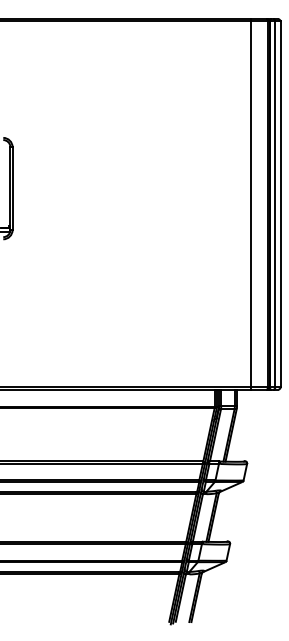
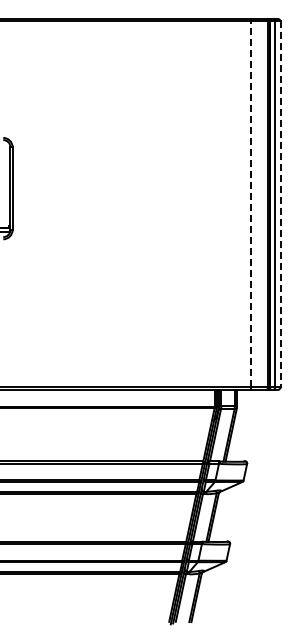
line: solid -> dashed (251, 203)
line: solid -> dashed (280, 204)
